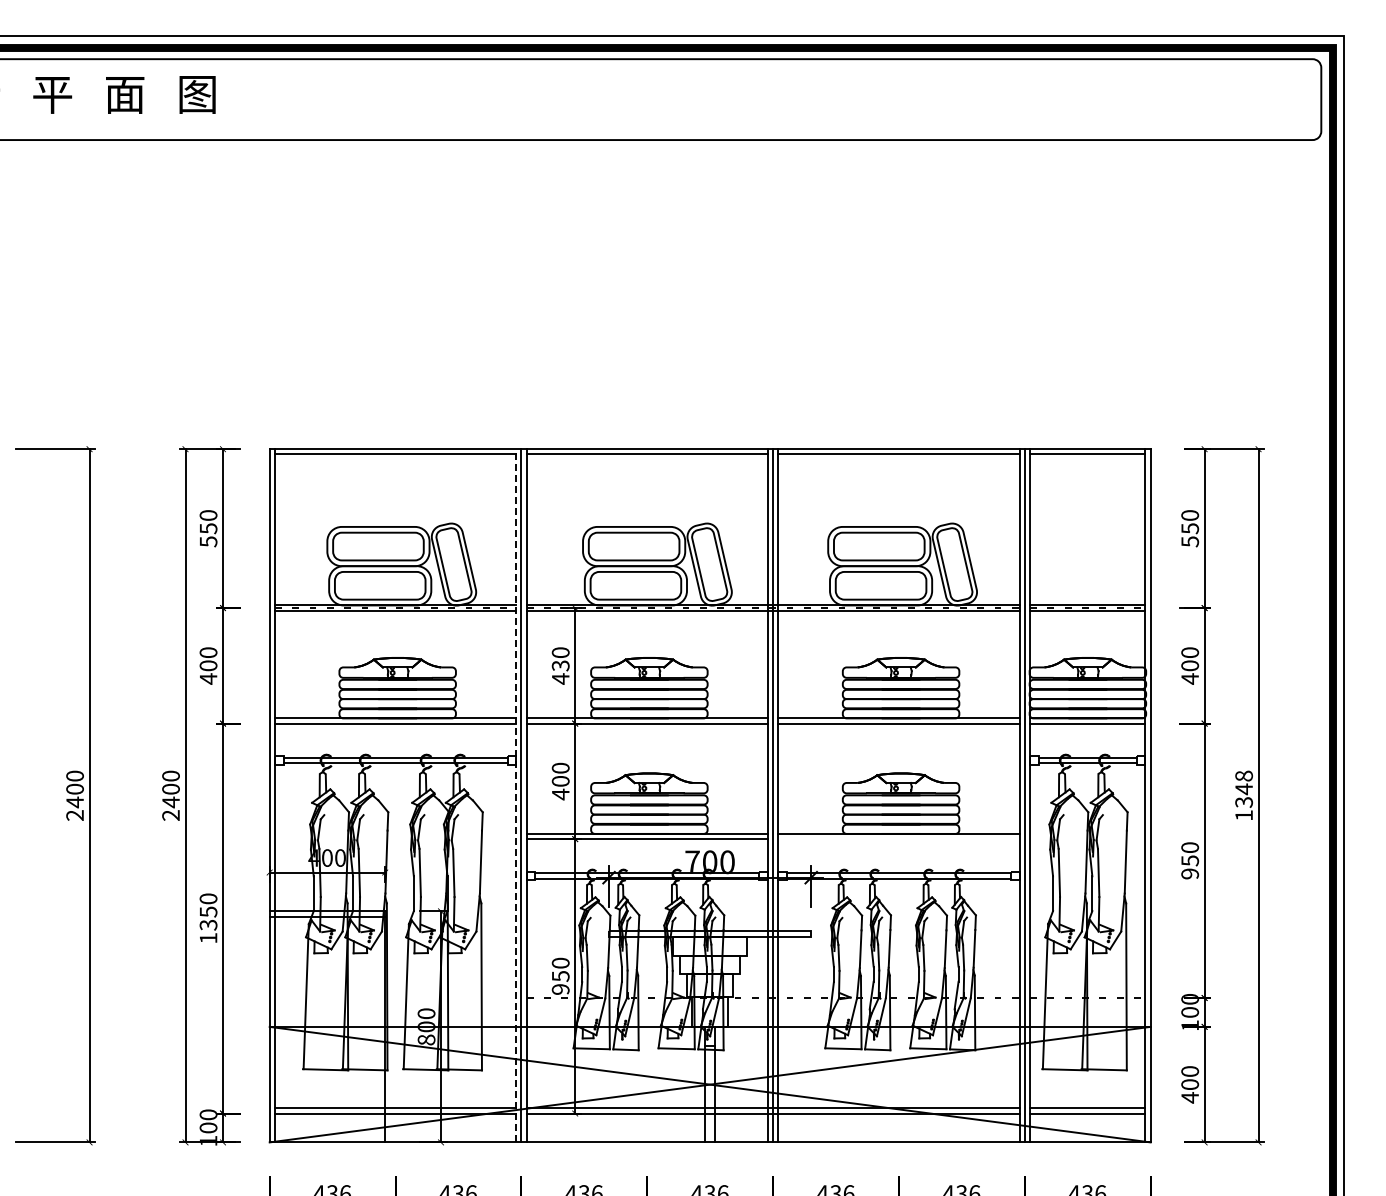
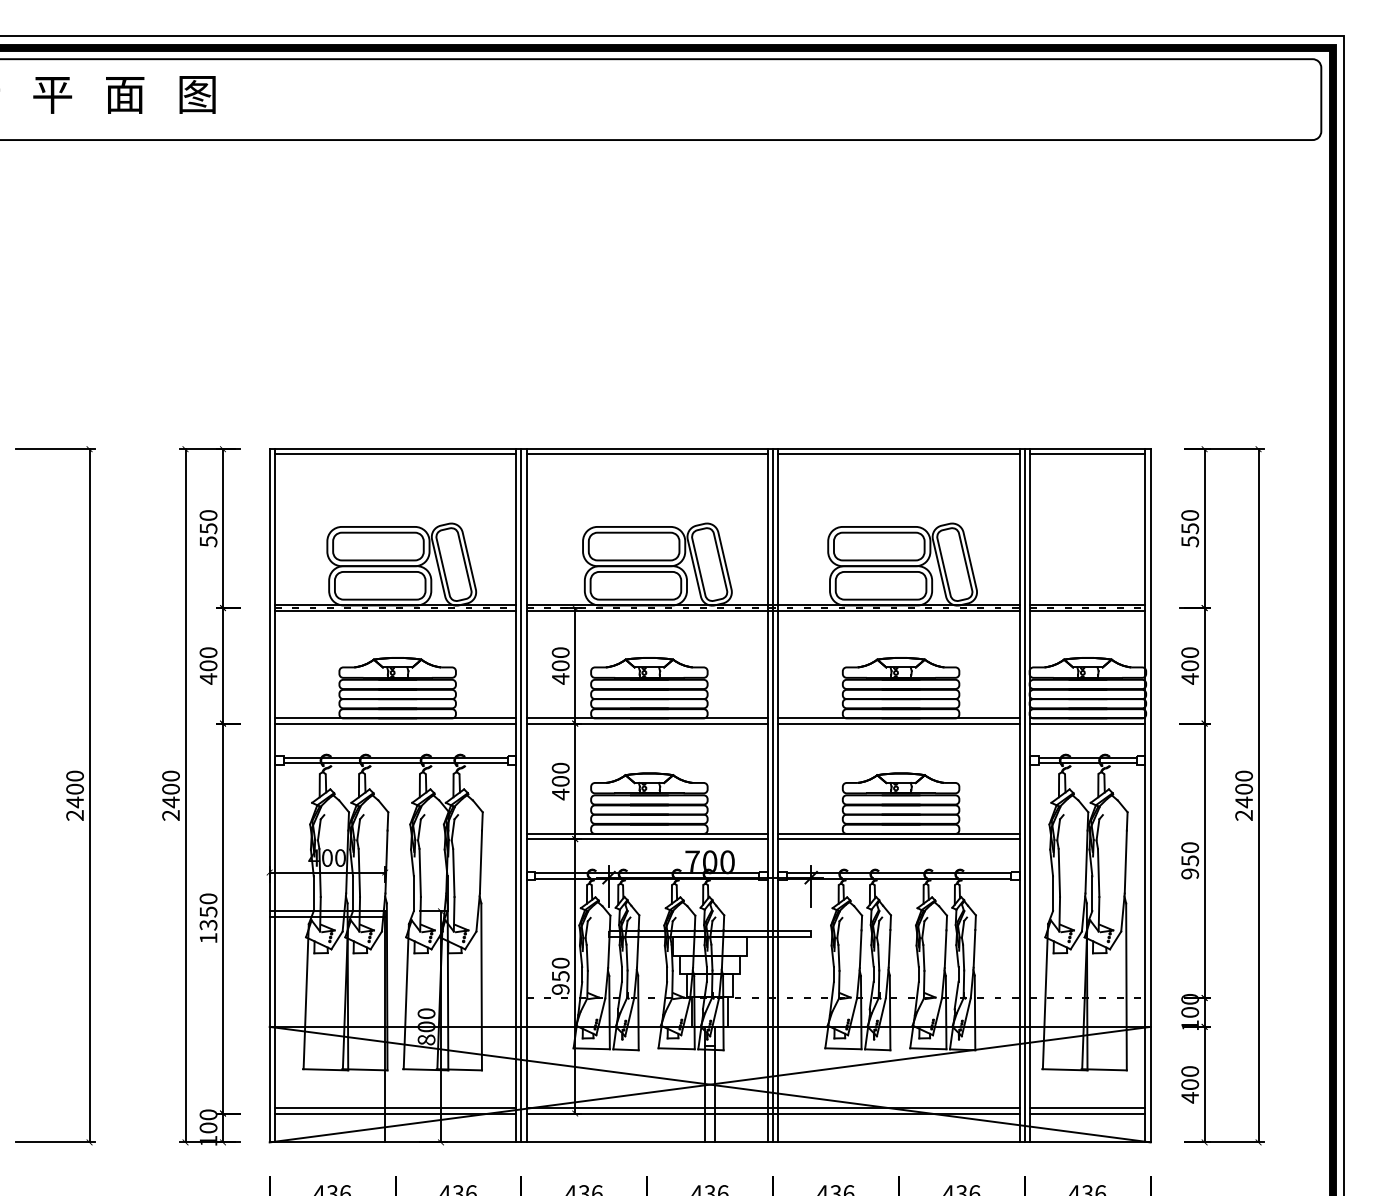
text: 430 -> 400 (560, 665)
line: dashed -> solid (516, 795)
text: 1348 -> 2400 (1244, 795)
line: none -> present (898, 839)
